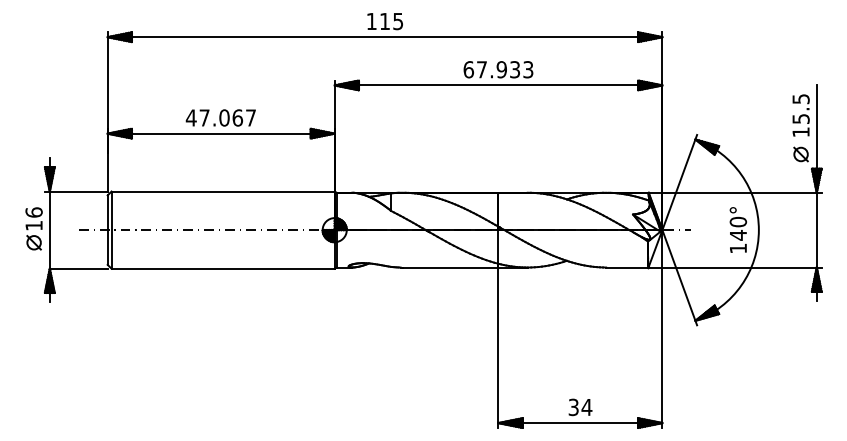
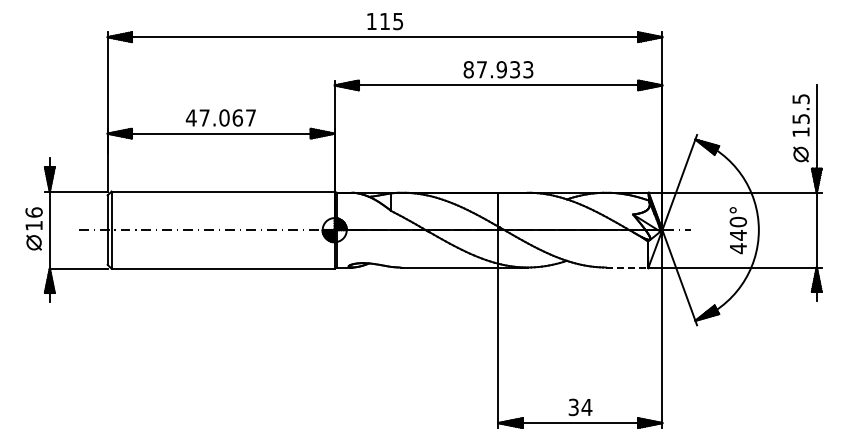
text: 67.933 -> 87.933 (468, 69)
text: 140° -> 440° (738, 248)
line: solid -> dashed (627, 267)
